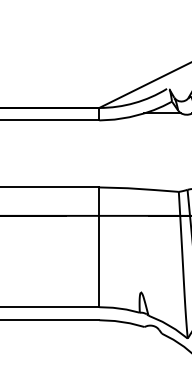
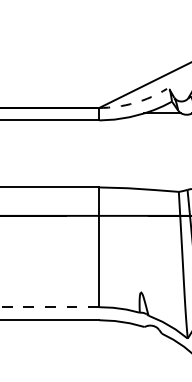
arc: solid -> dashed (134, 103)
line: solid -> dashed (50, 307)
